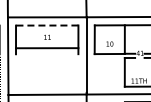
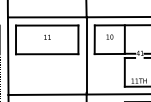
line: dashed -> solid (46, 25)
text position: (109, 43) -> (109, 36) (109, 36)
line position: (47, 48) -> (47, 54) (47, 54)
